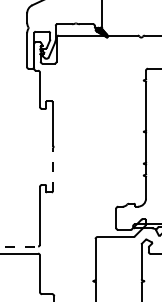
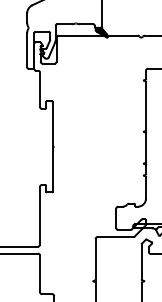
line: dashed -> solid (52, 169)
line: dashed -> solid (19, 246)
